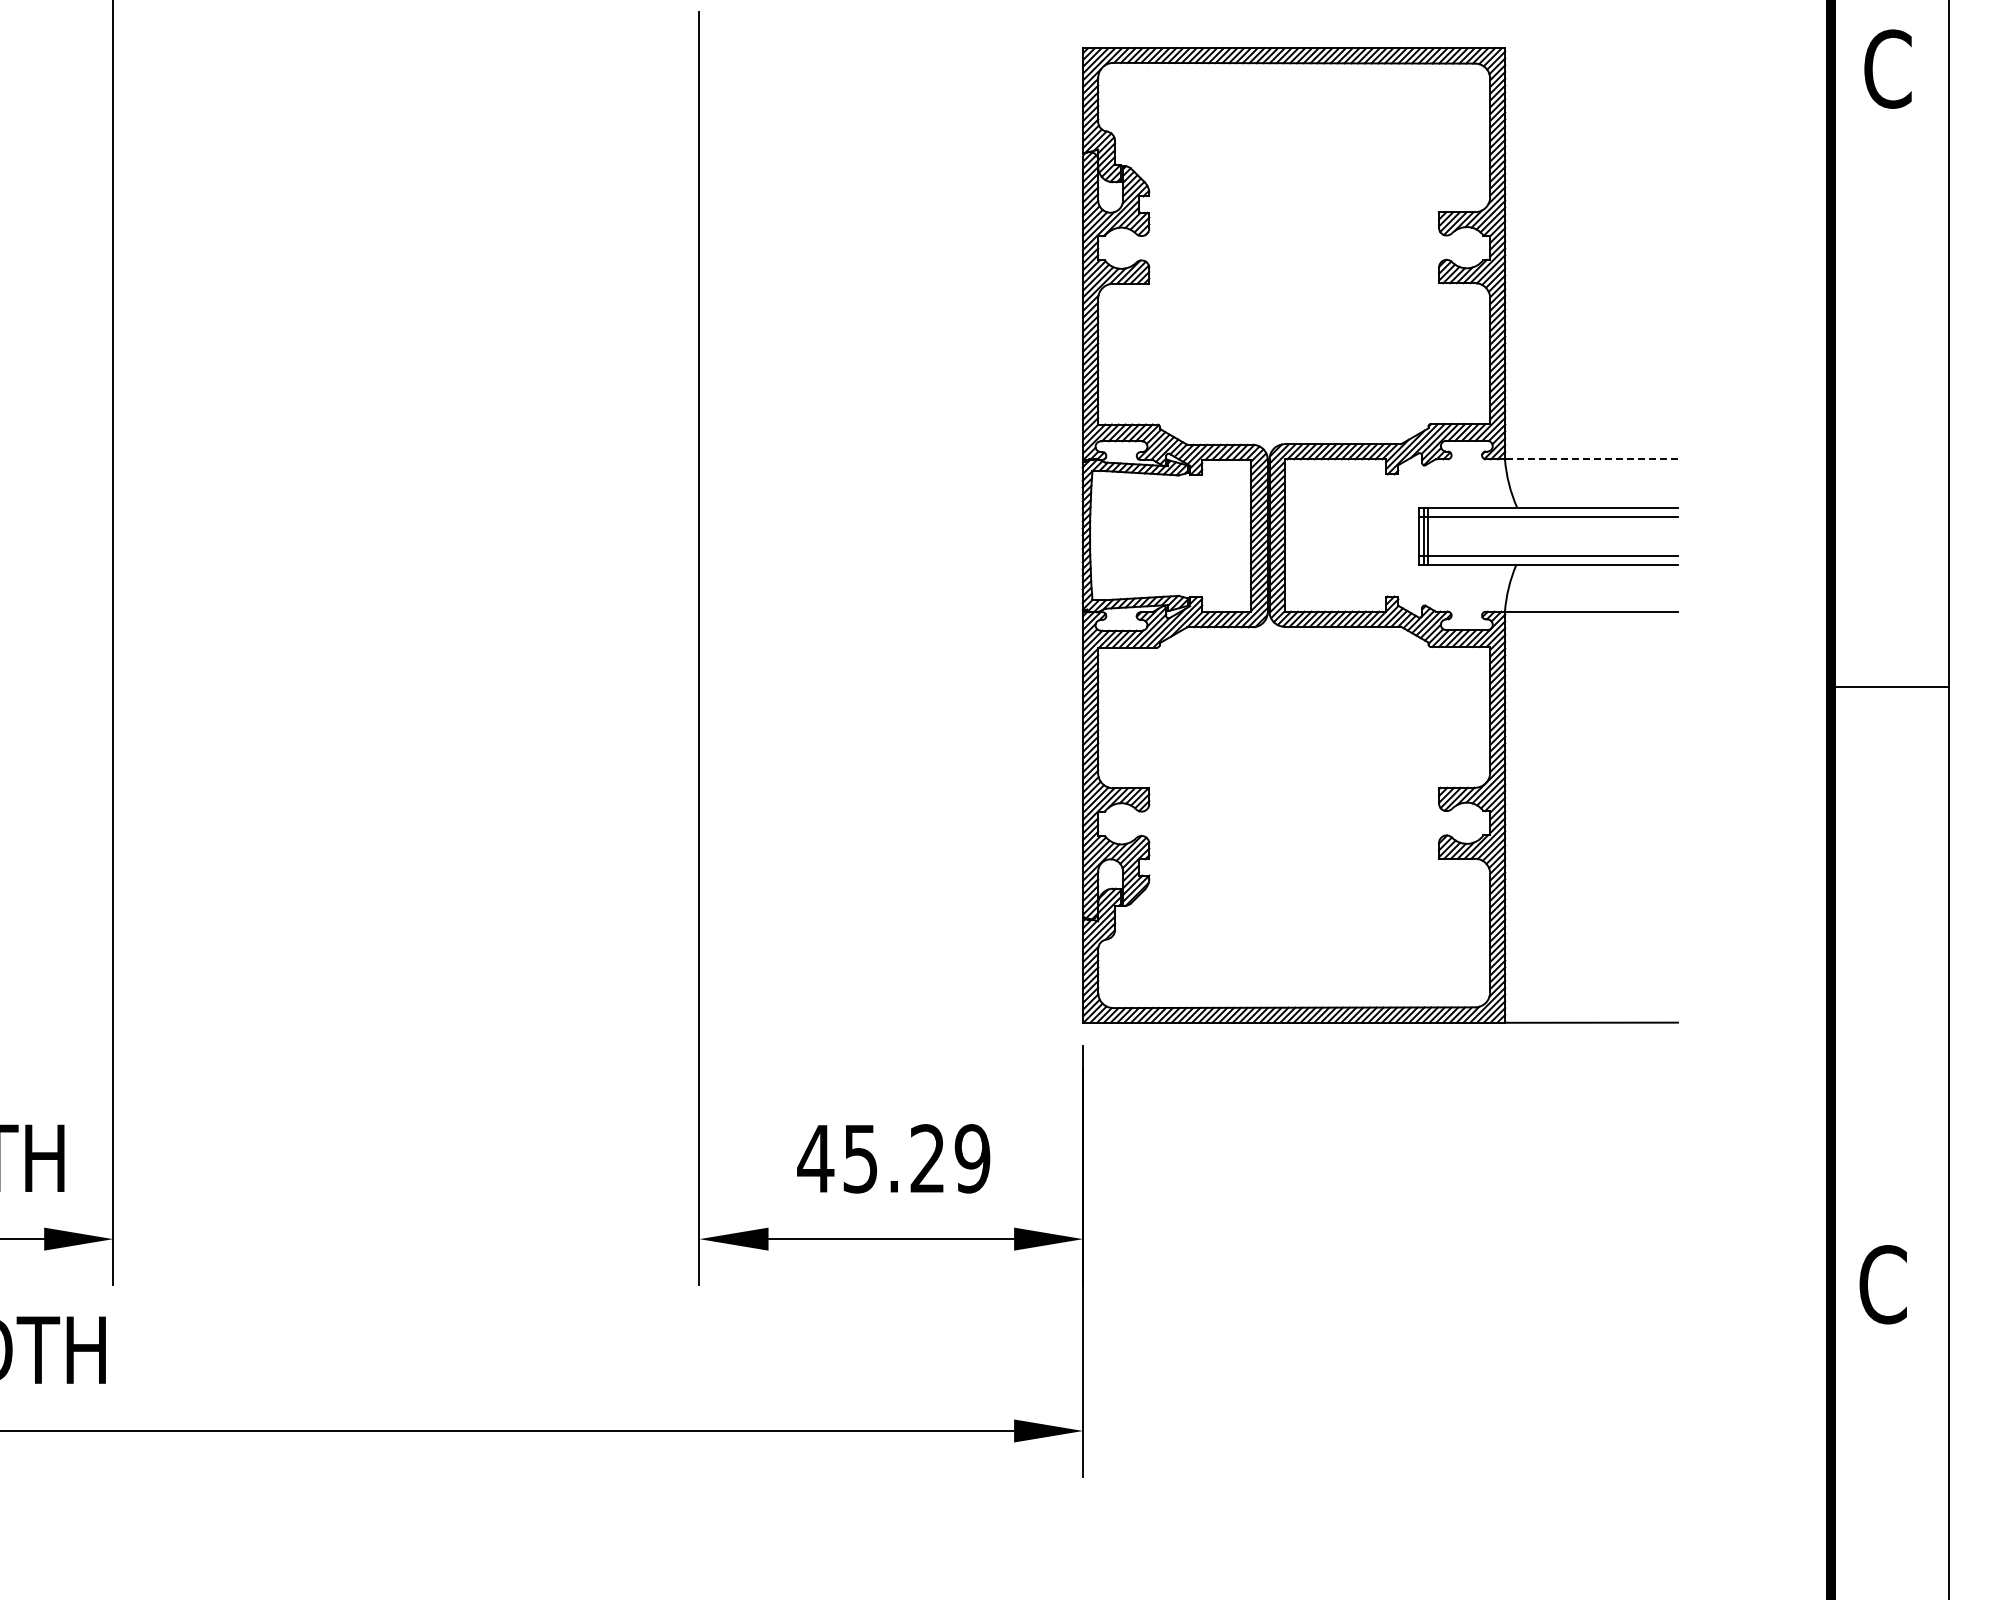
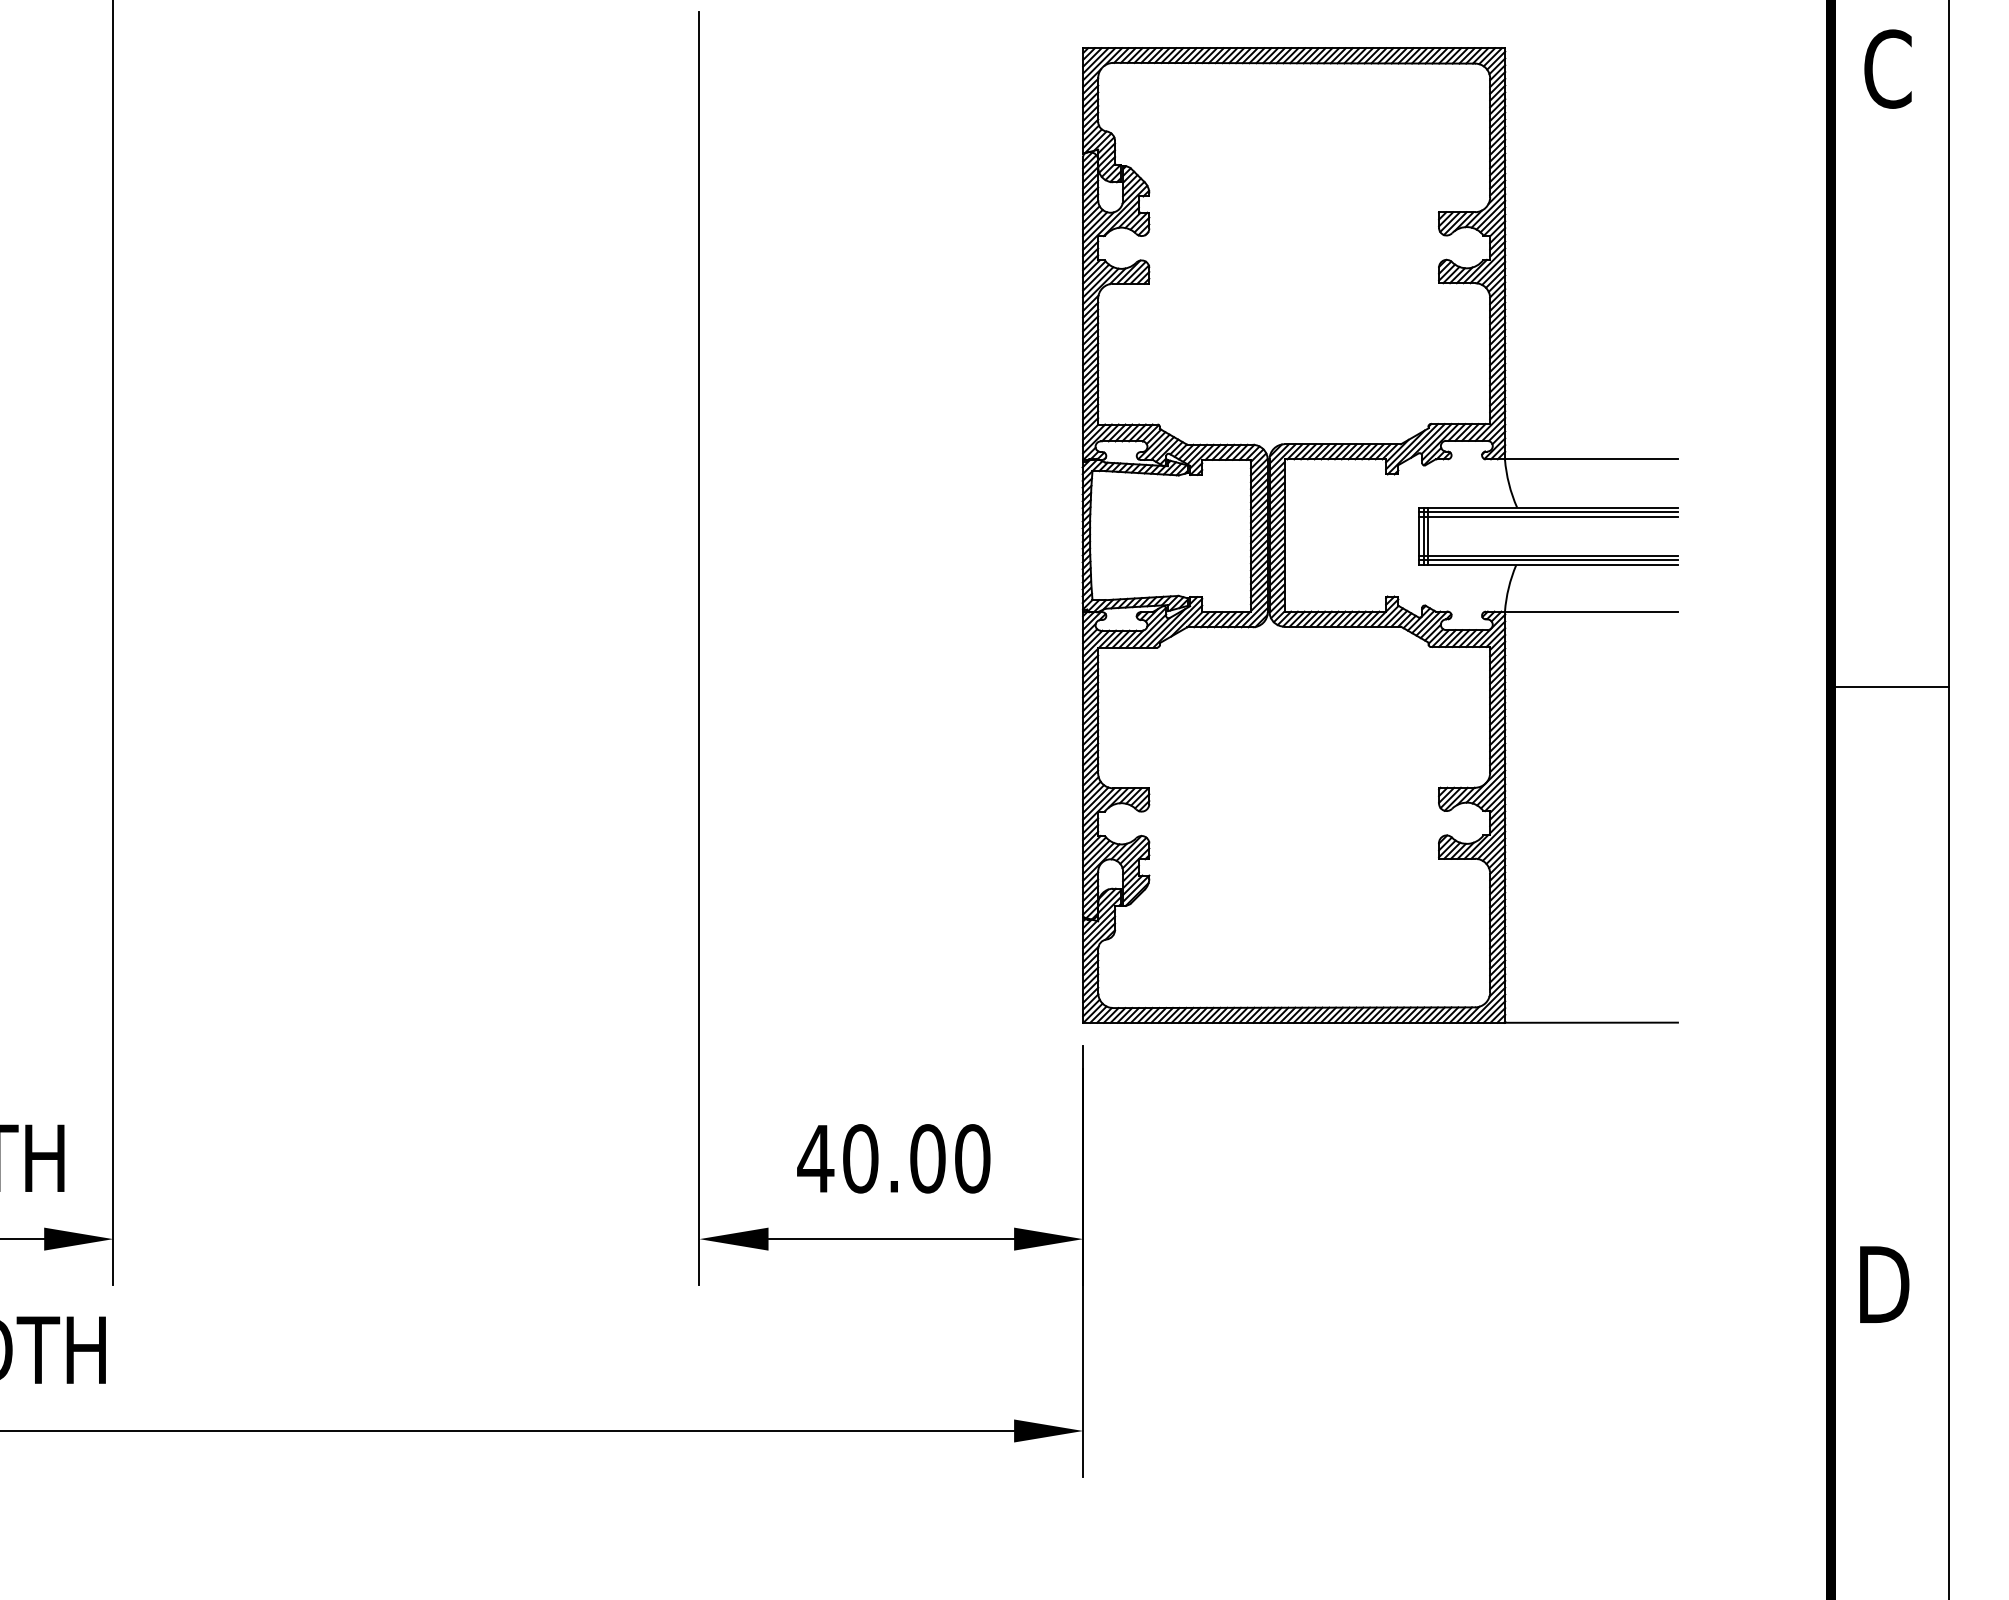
line: dashed -> solid (1590, 459)
line: none -> present (1547, 512)
line: none -> present (1547, 560)
text: 45.29 -> 40.00 (916, 1158)
text: C -> D (1884, 1284)
